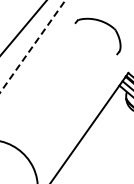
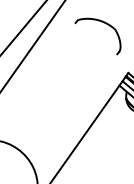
line: dashed -> solid (32, 47)
